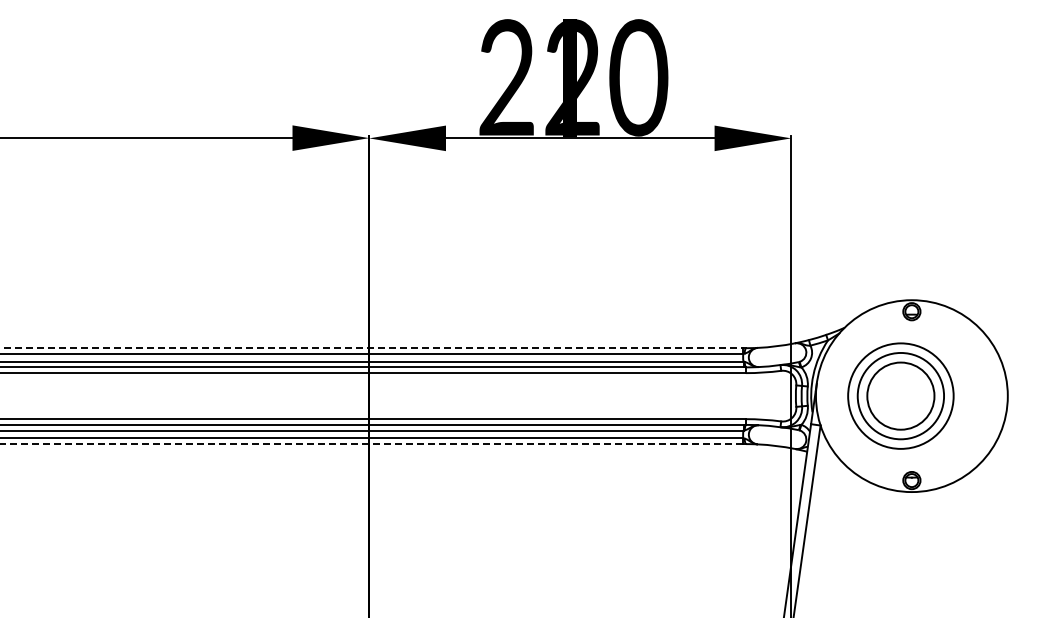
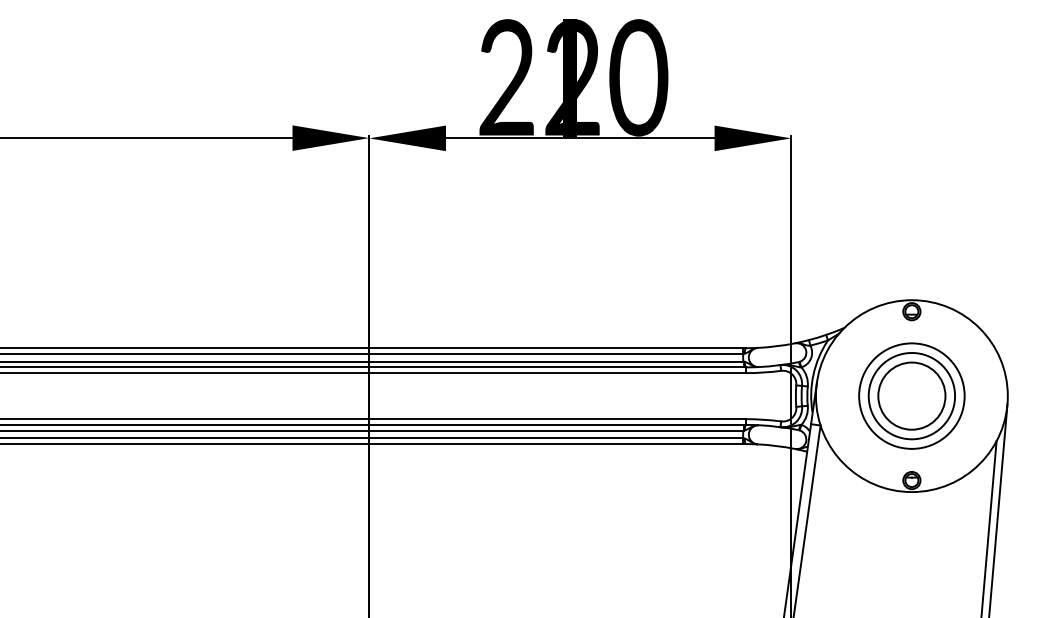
line: dashed -> solid (372, 348)
part position: (900, 395) -> (911, 395) (911, 395)
line: dashed -> solid (371, 444)
line: none -> present (998, 509)
line: none -> present (988, 527)
